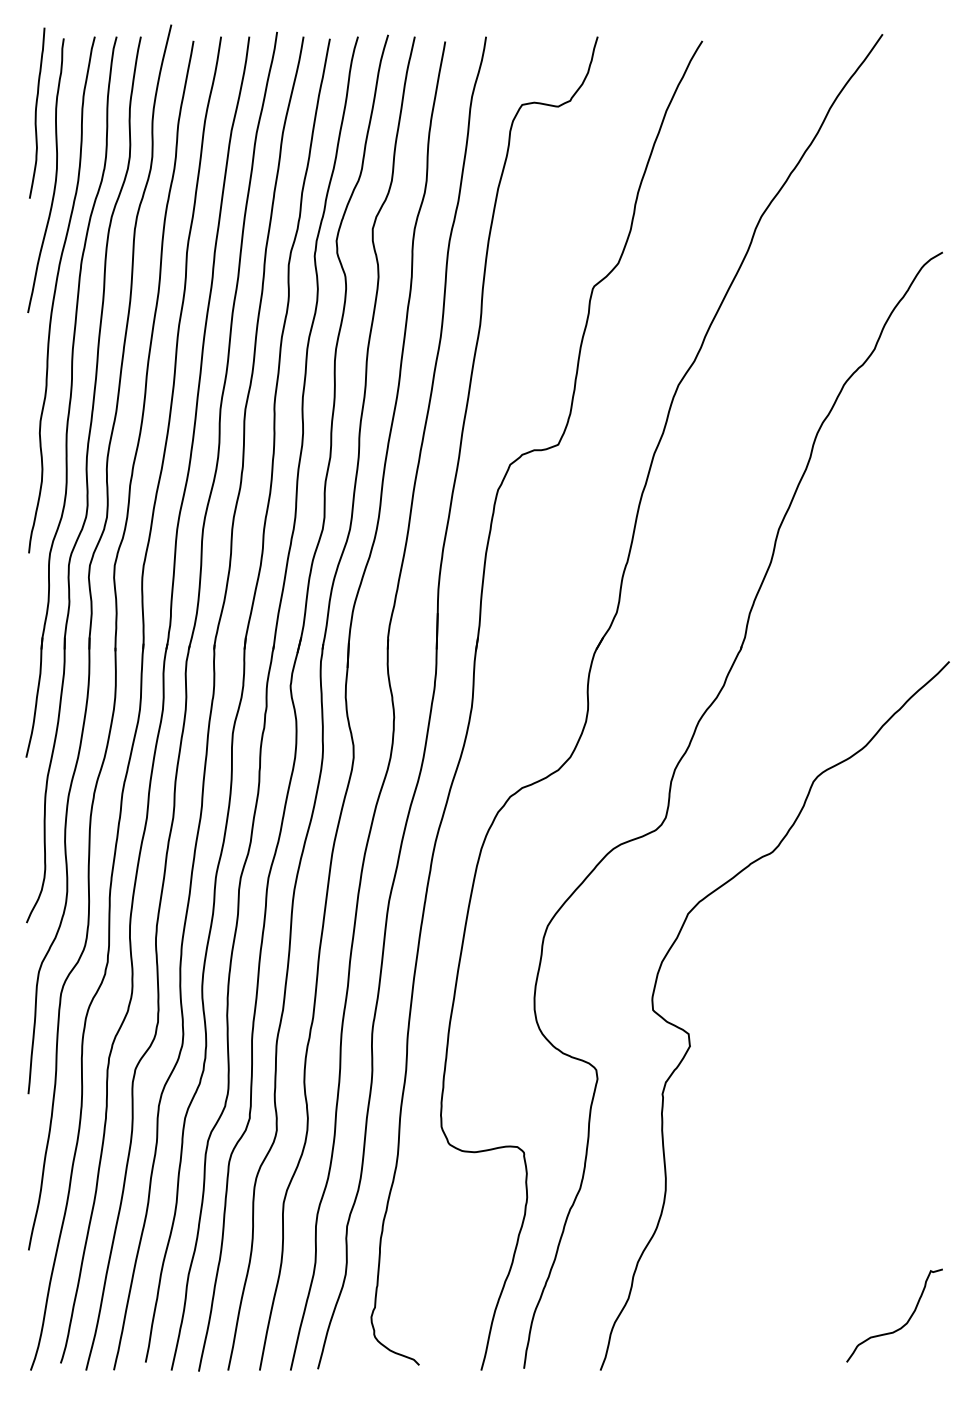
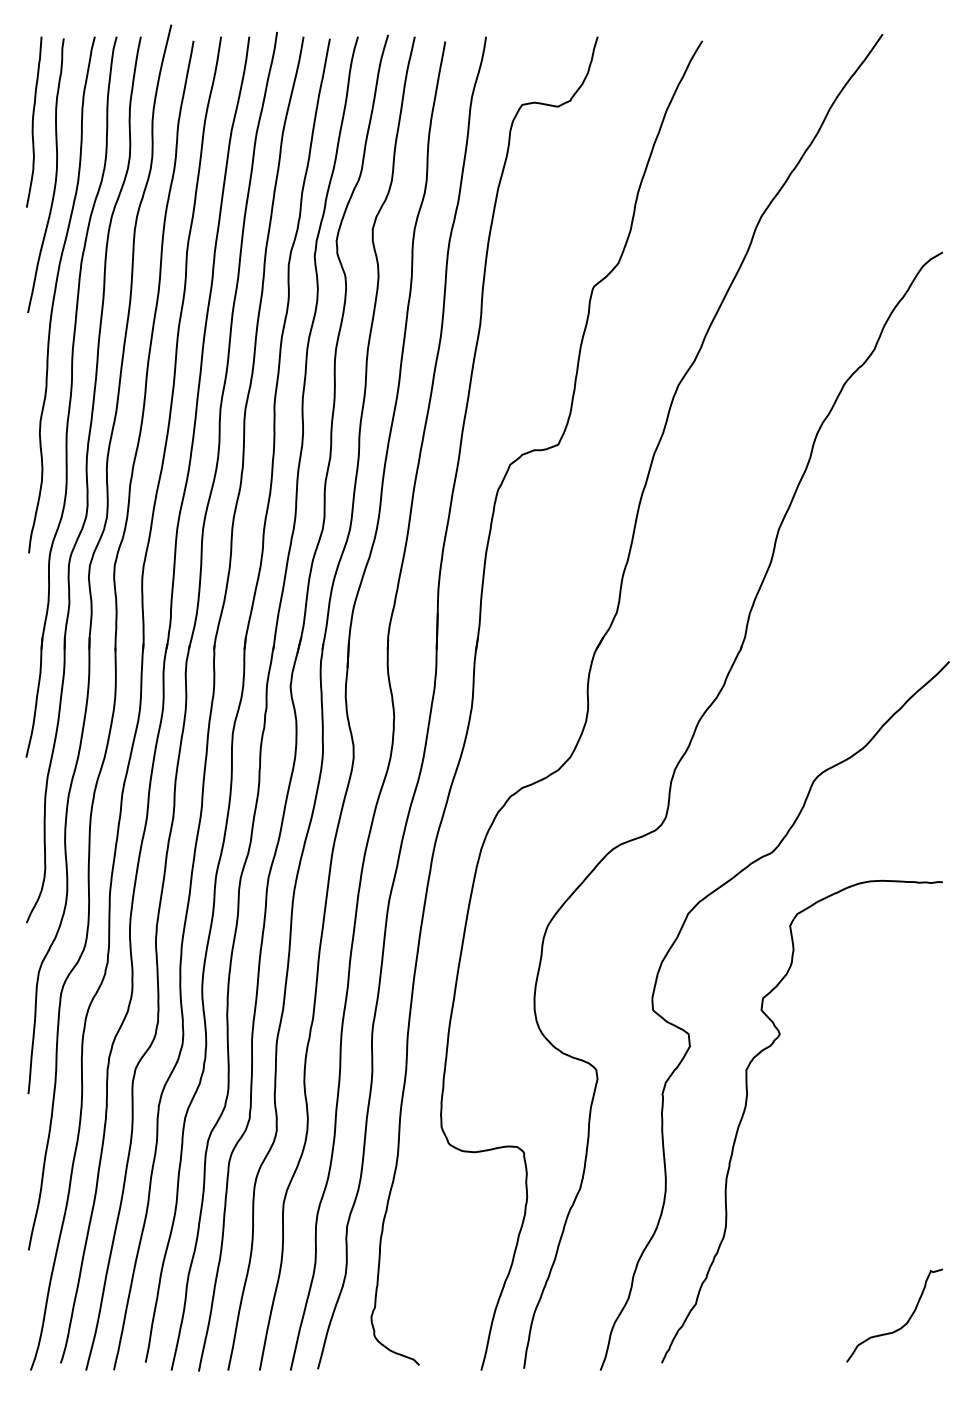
curve position: (36, 112) -> (33, 121) (33, 121)
curve: none -> present (746, 1107)
